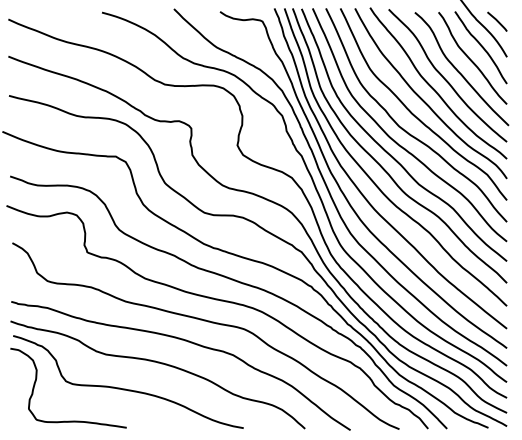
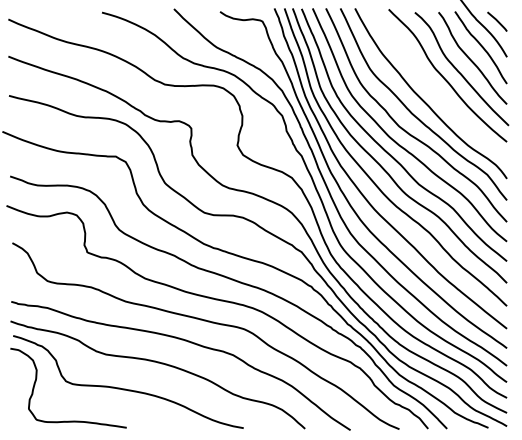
curve: present -> none (433, 87)
